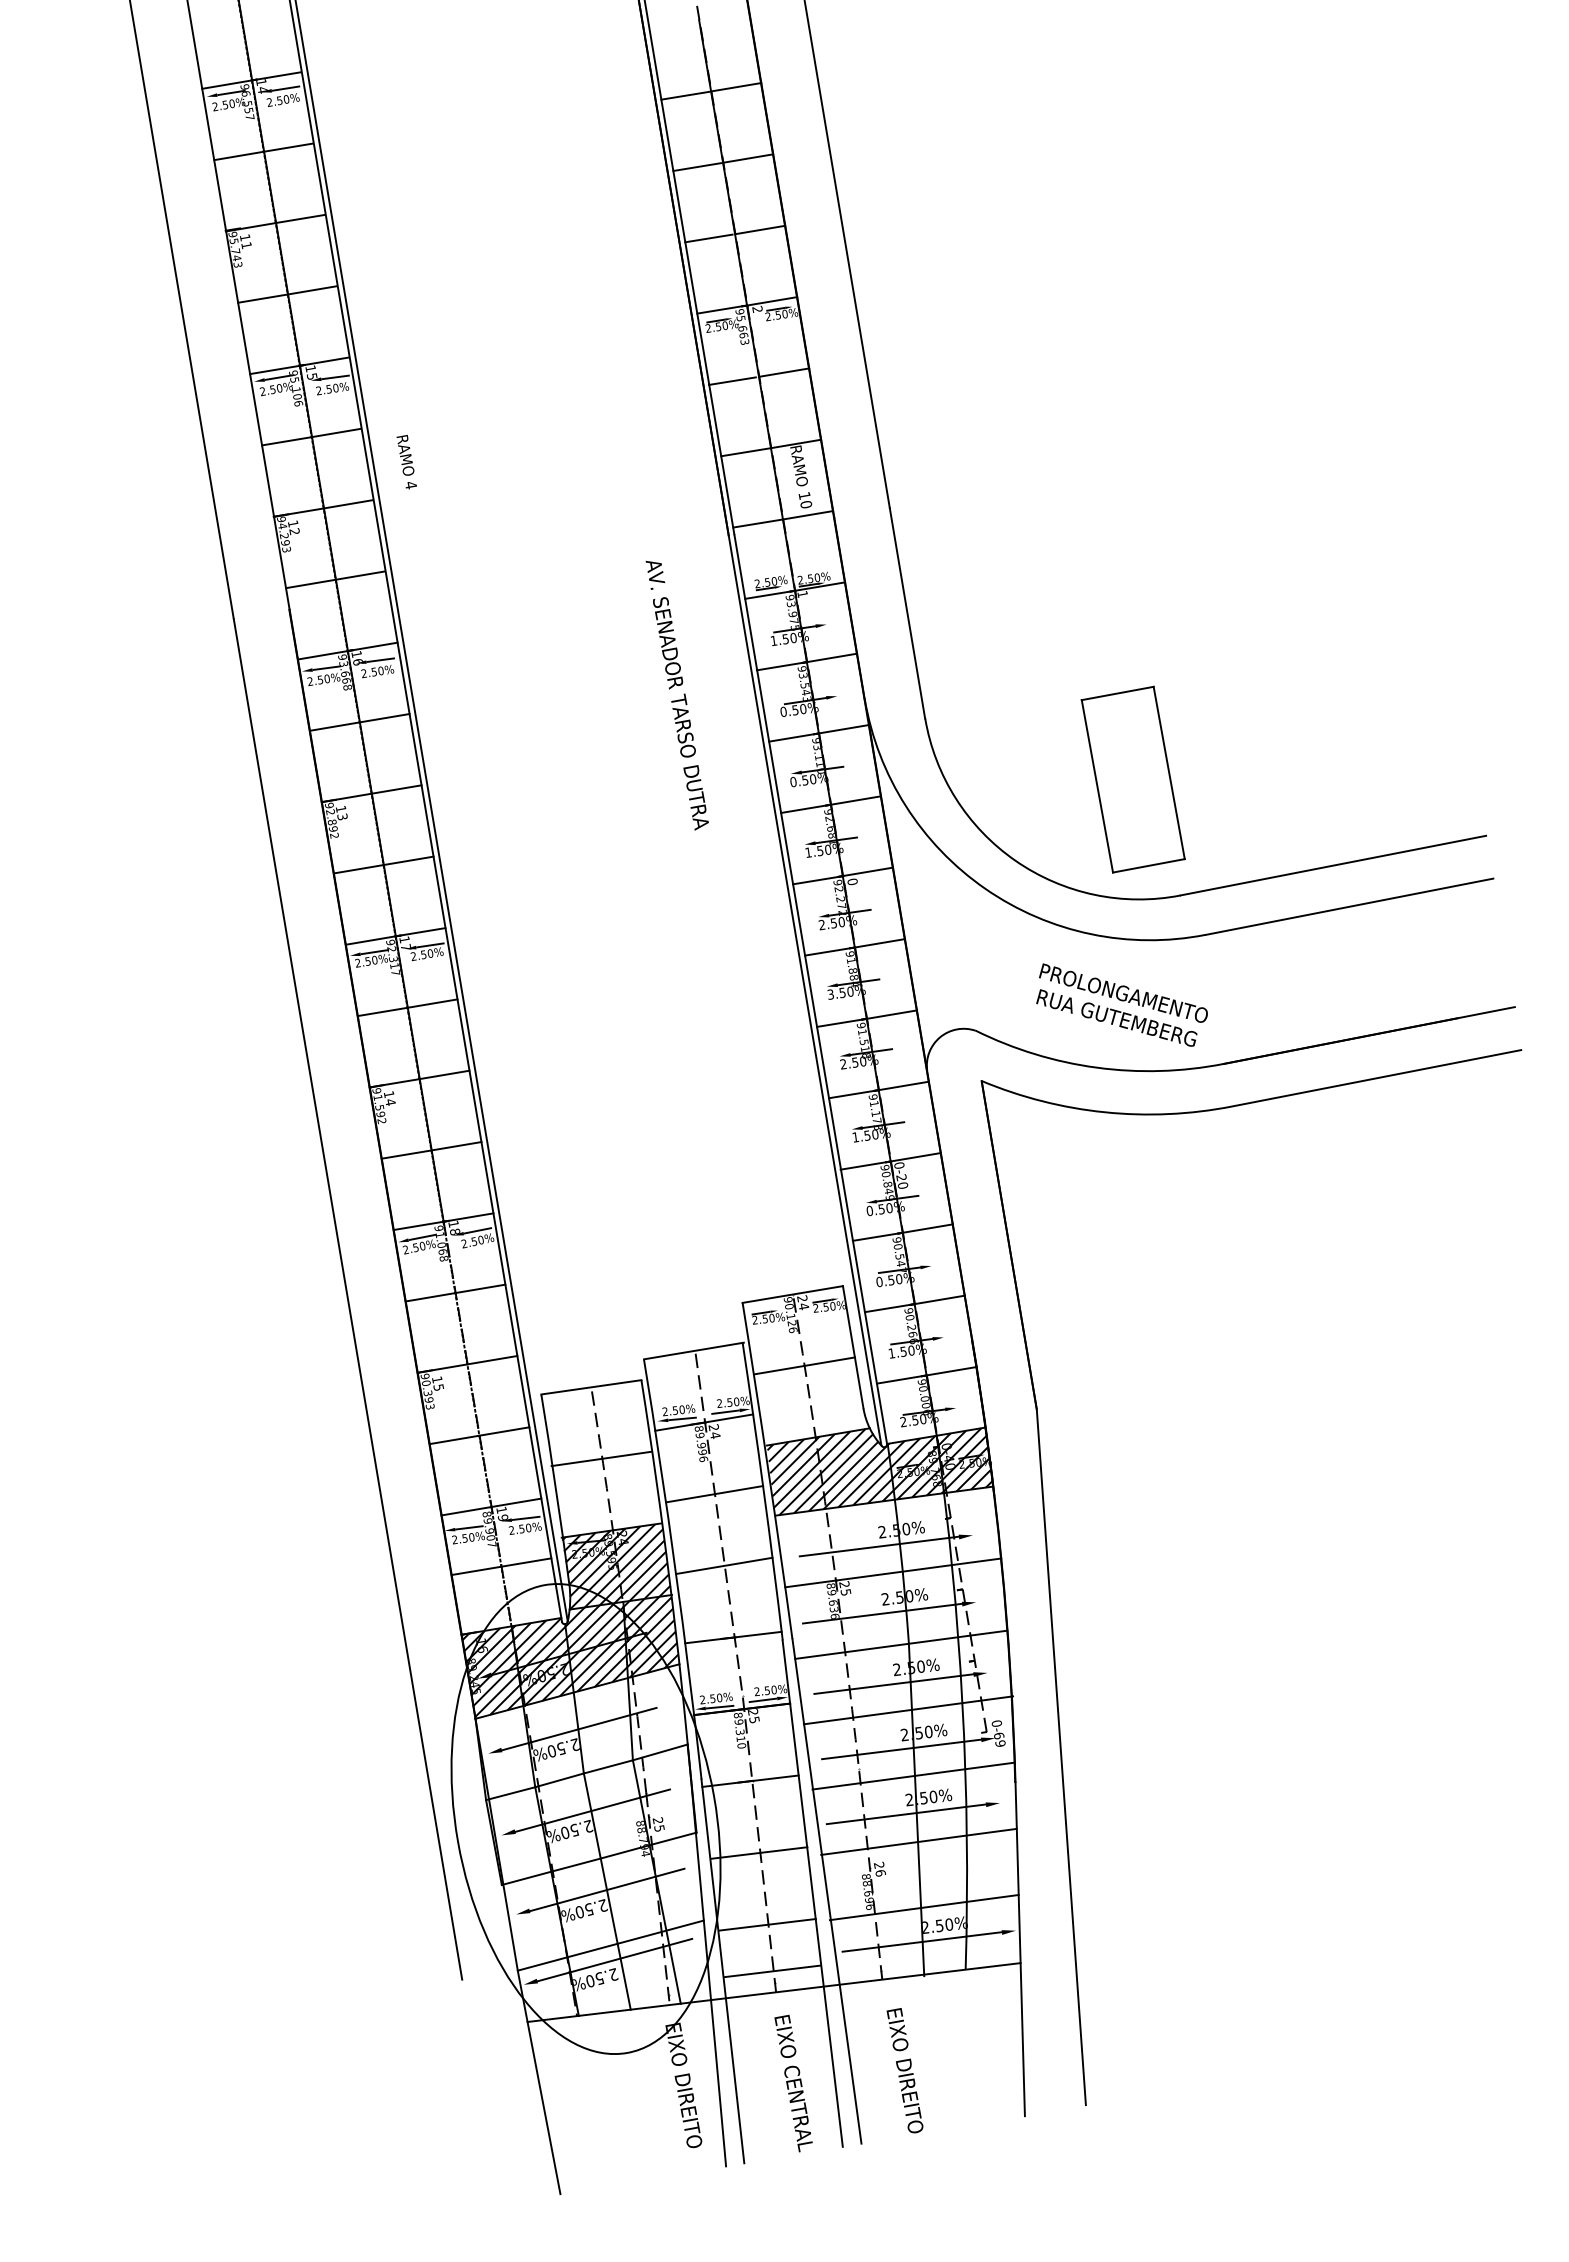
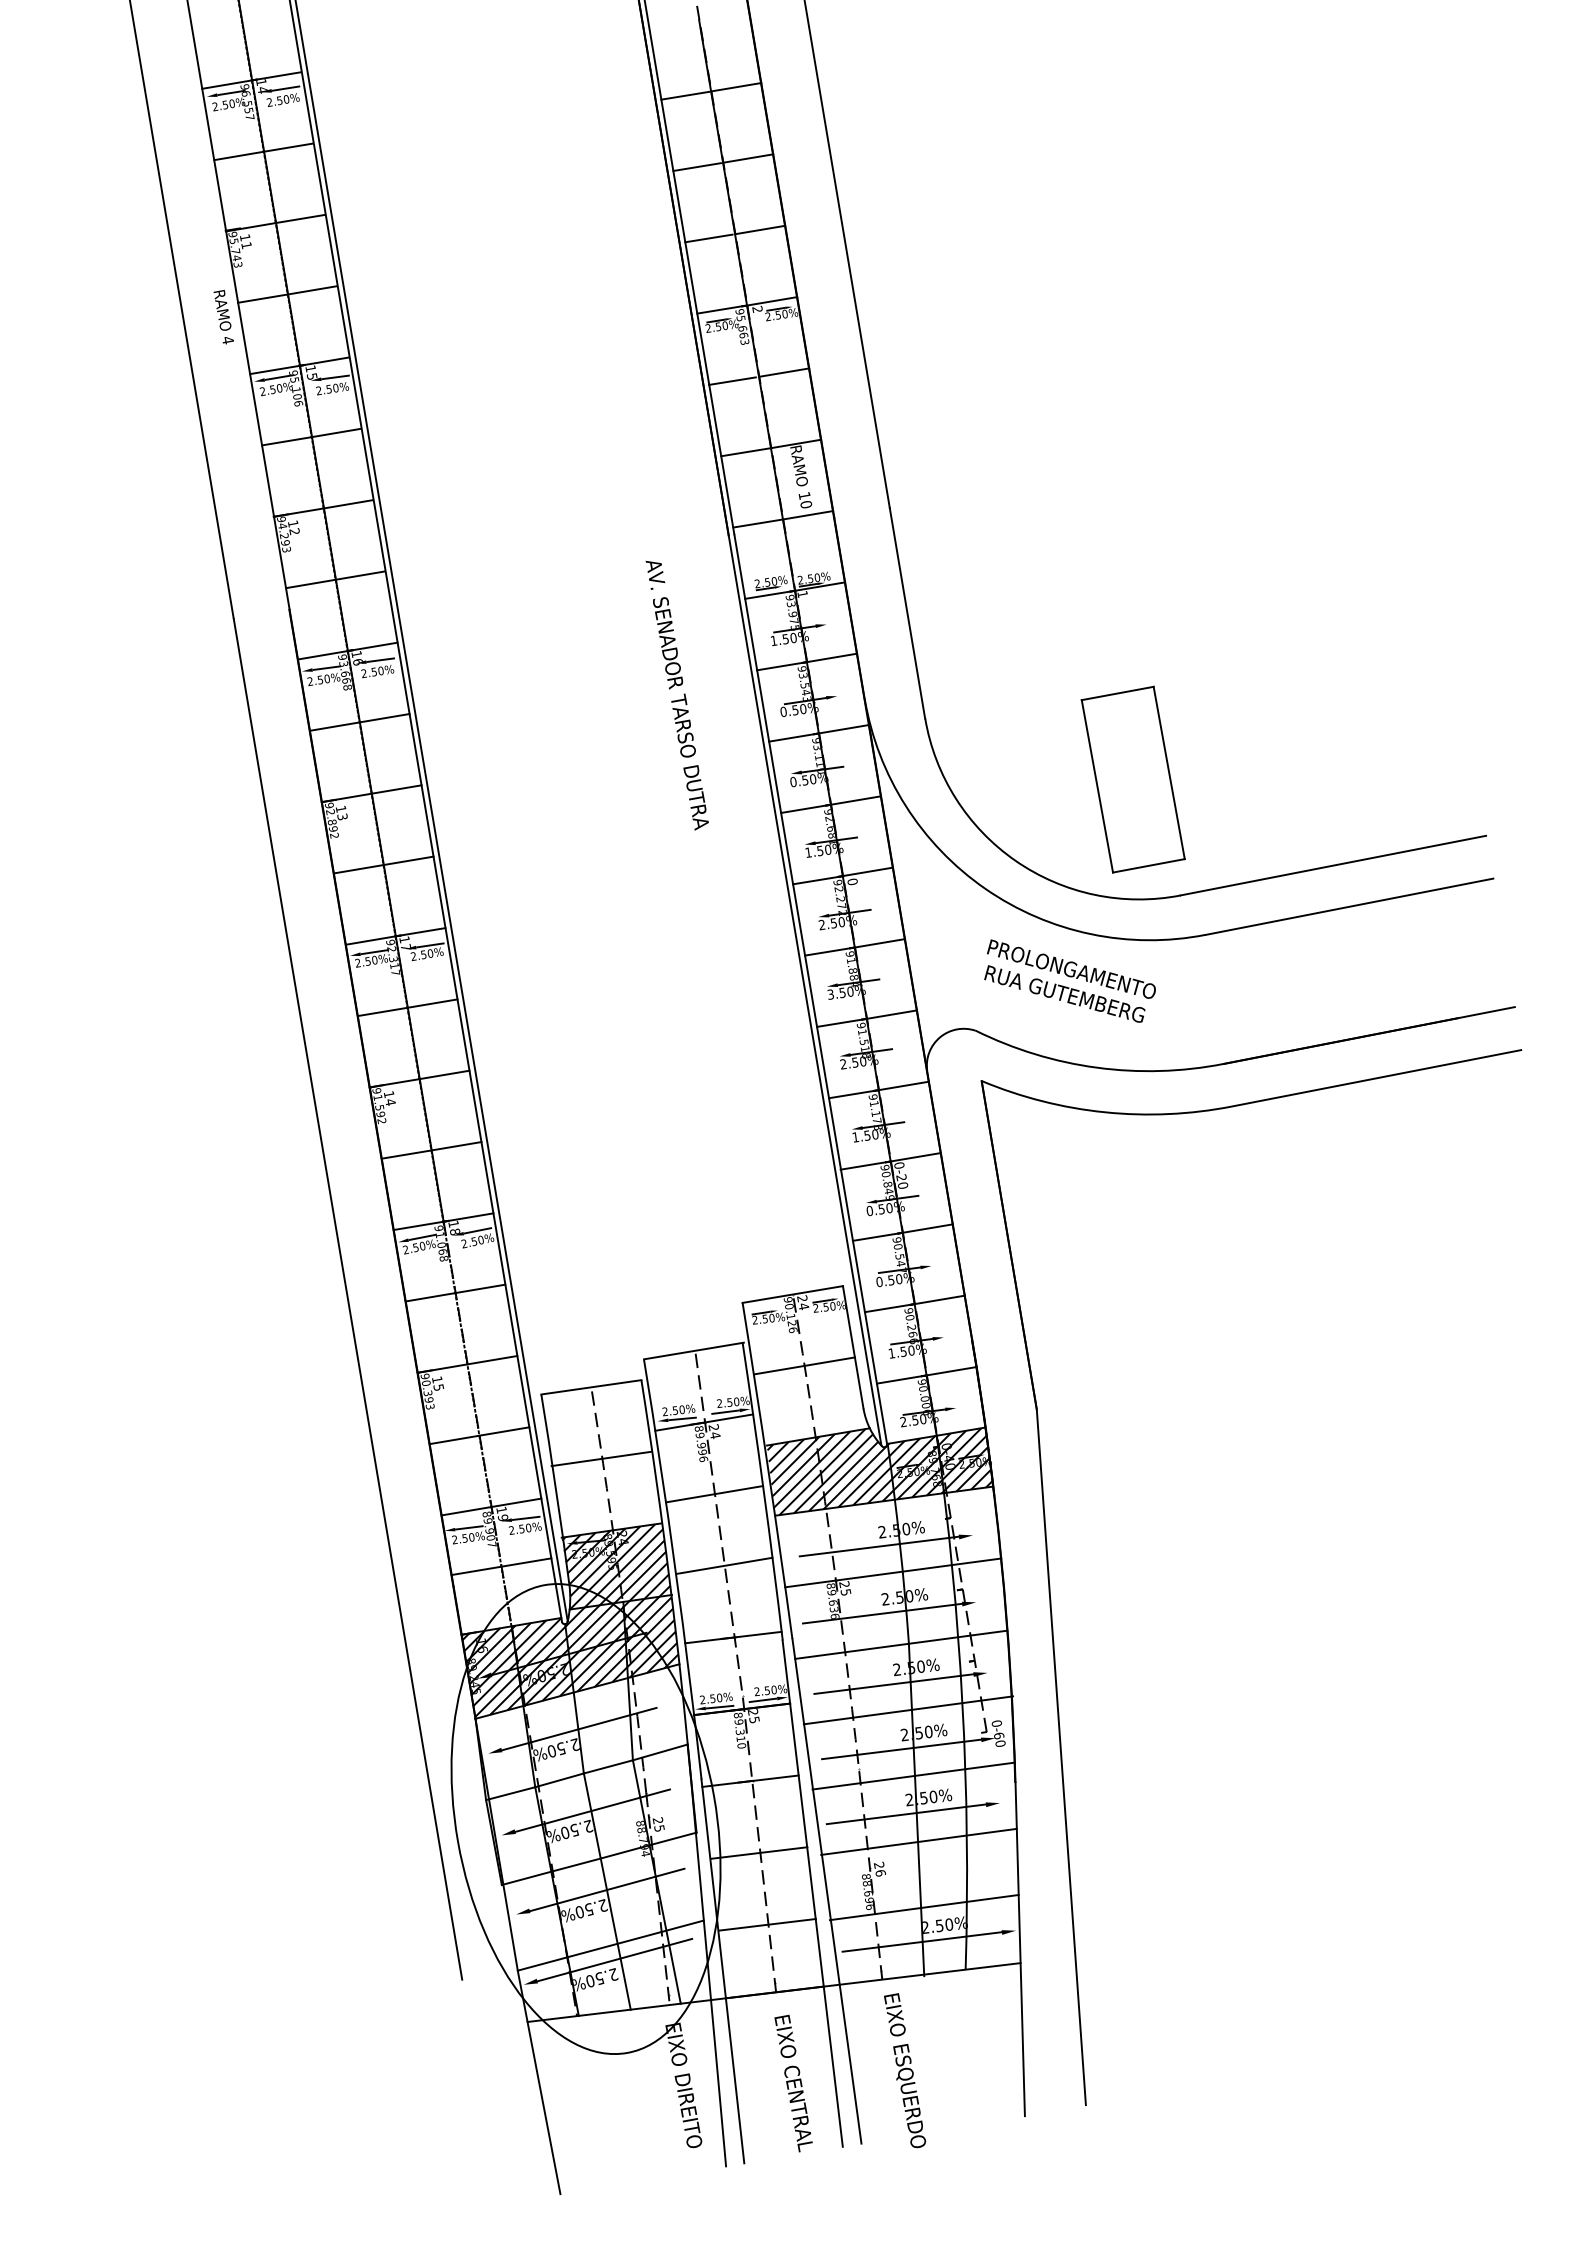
text position: (406, 462) -> (223, 317) (223, 317)
text position: (1121, 1004) -> (1069, 980) (1069, 980)
text: 0-69 -> 0-60 (1000, 1743)
line position: (772, 1971) -> (775, 1992) (775, 1992)
text: EIXO DIREITO -> EIXO ESQUERDO (905, 2070)
